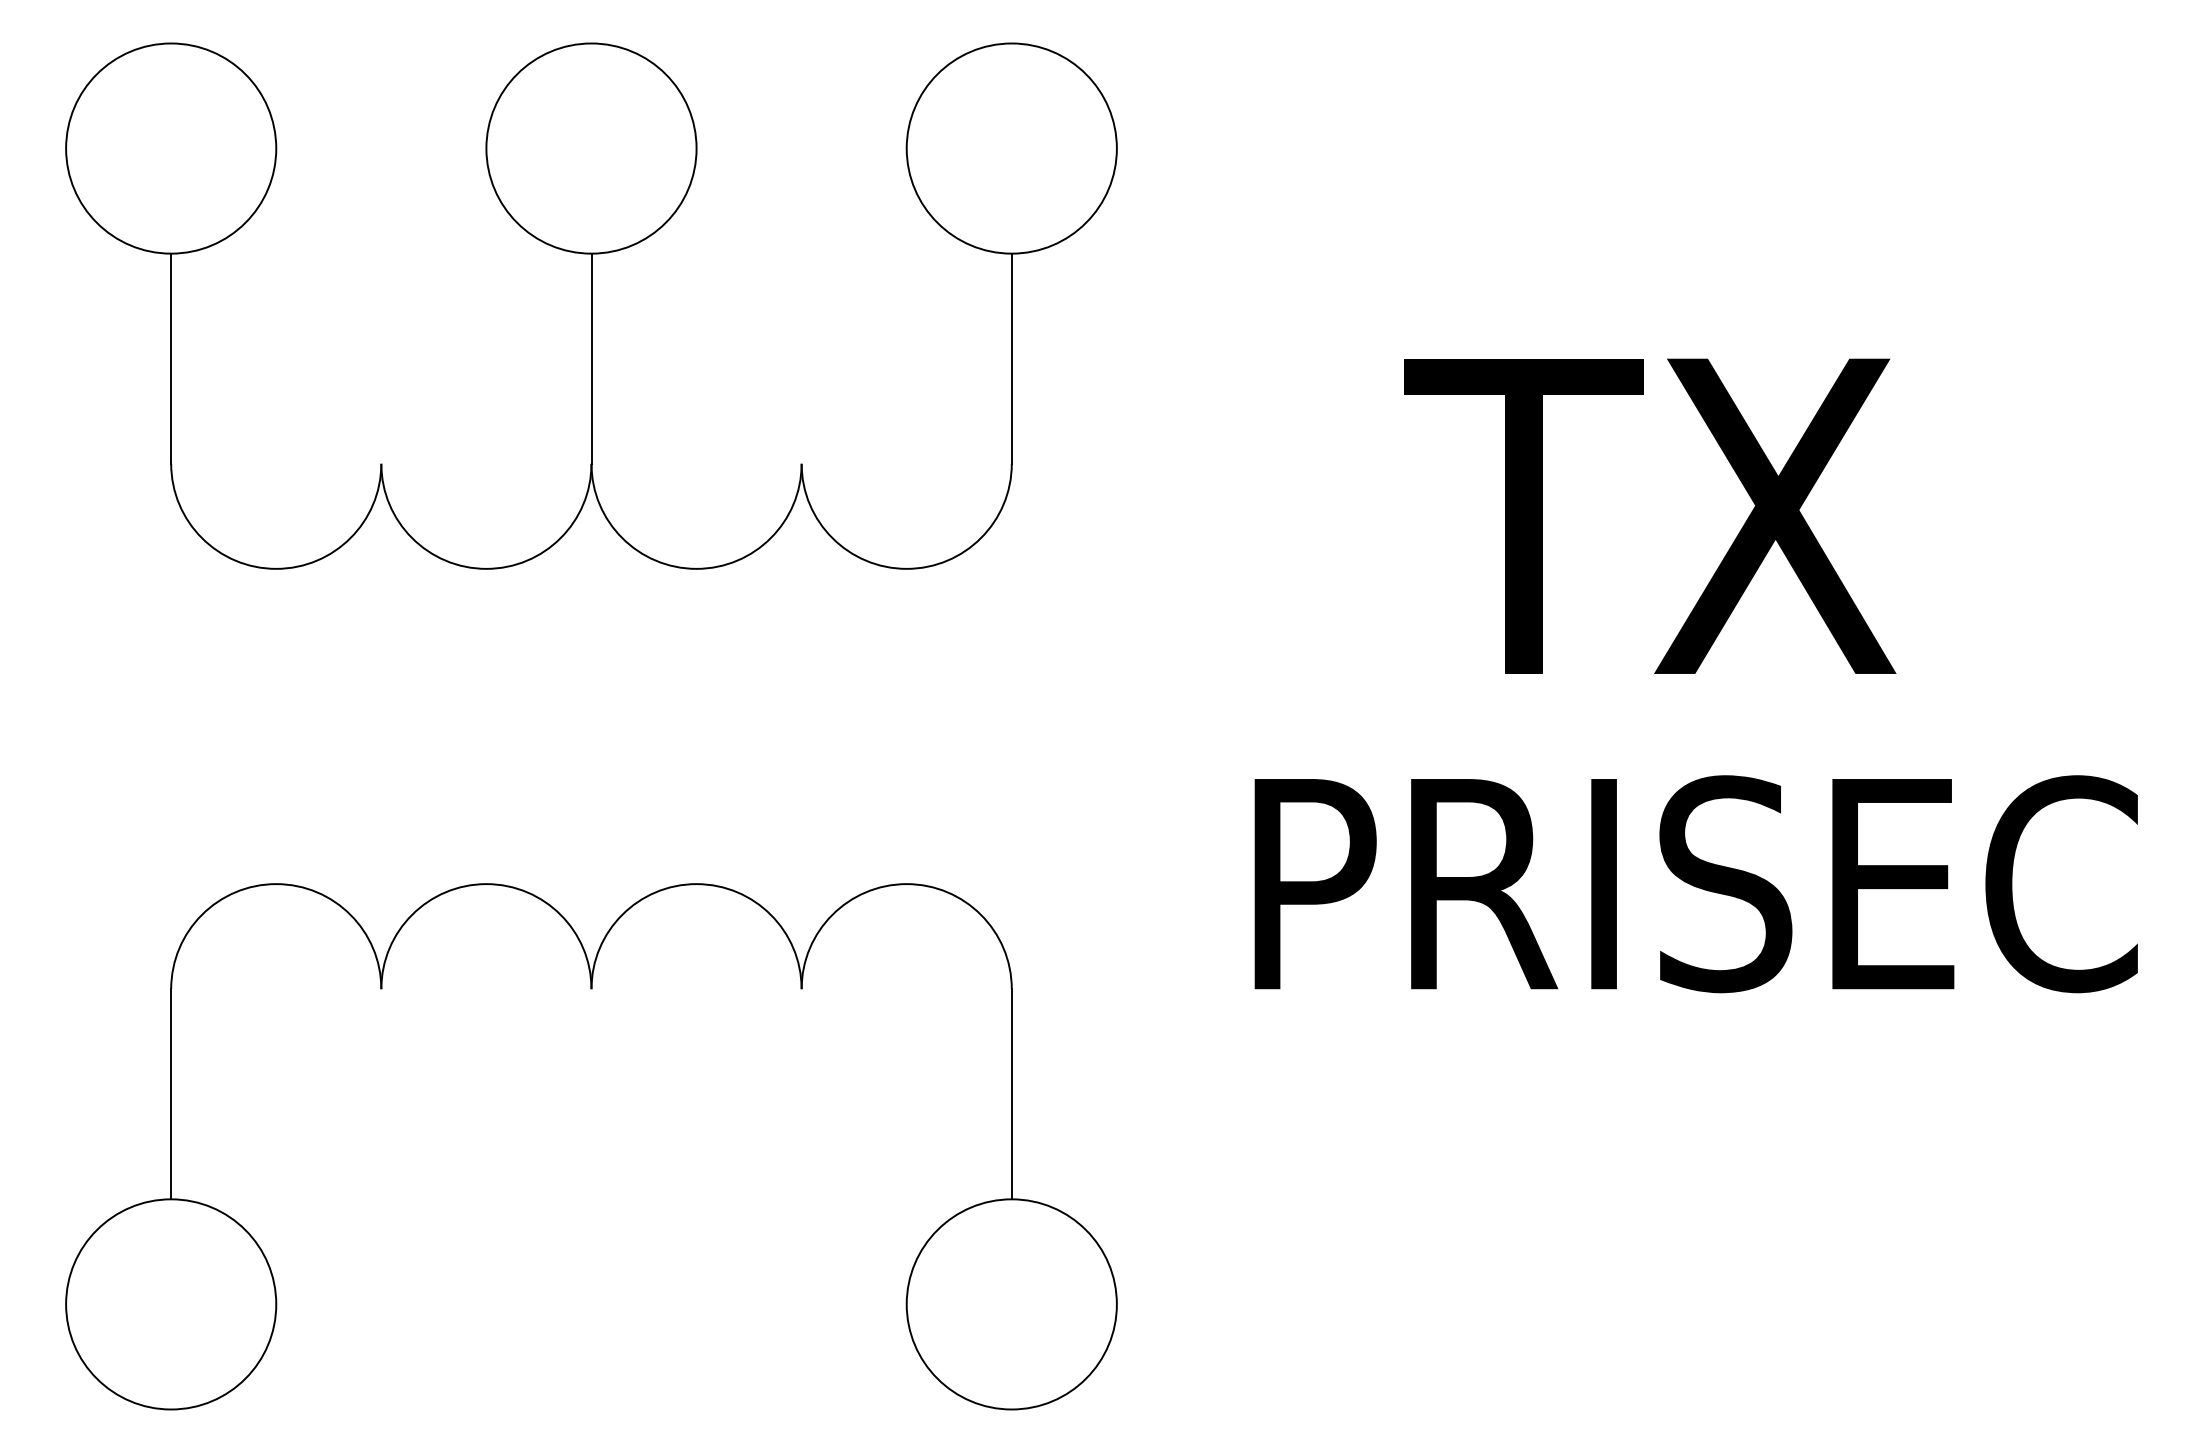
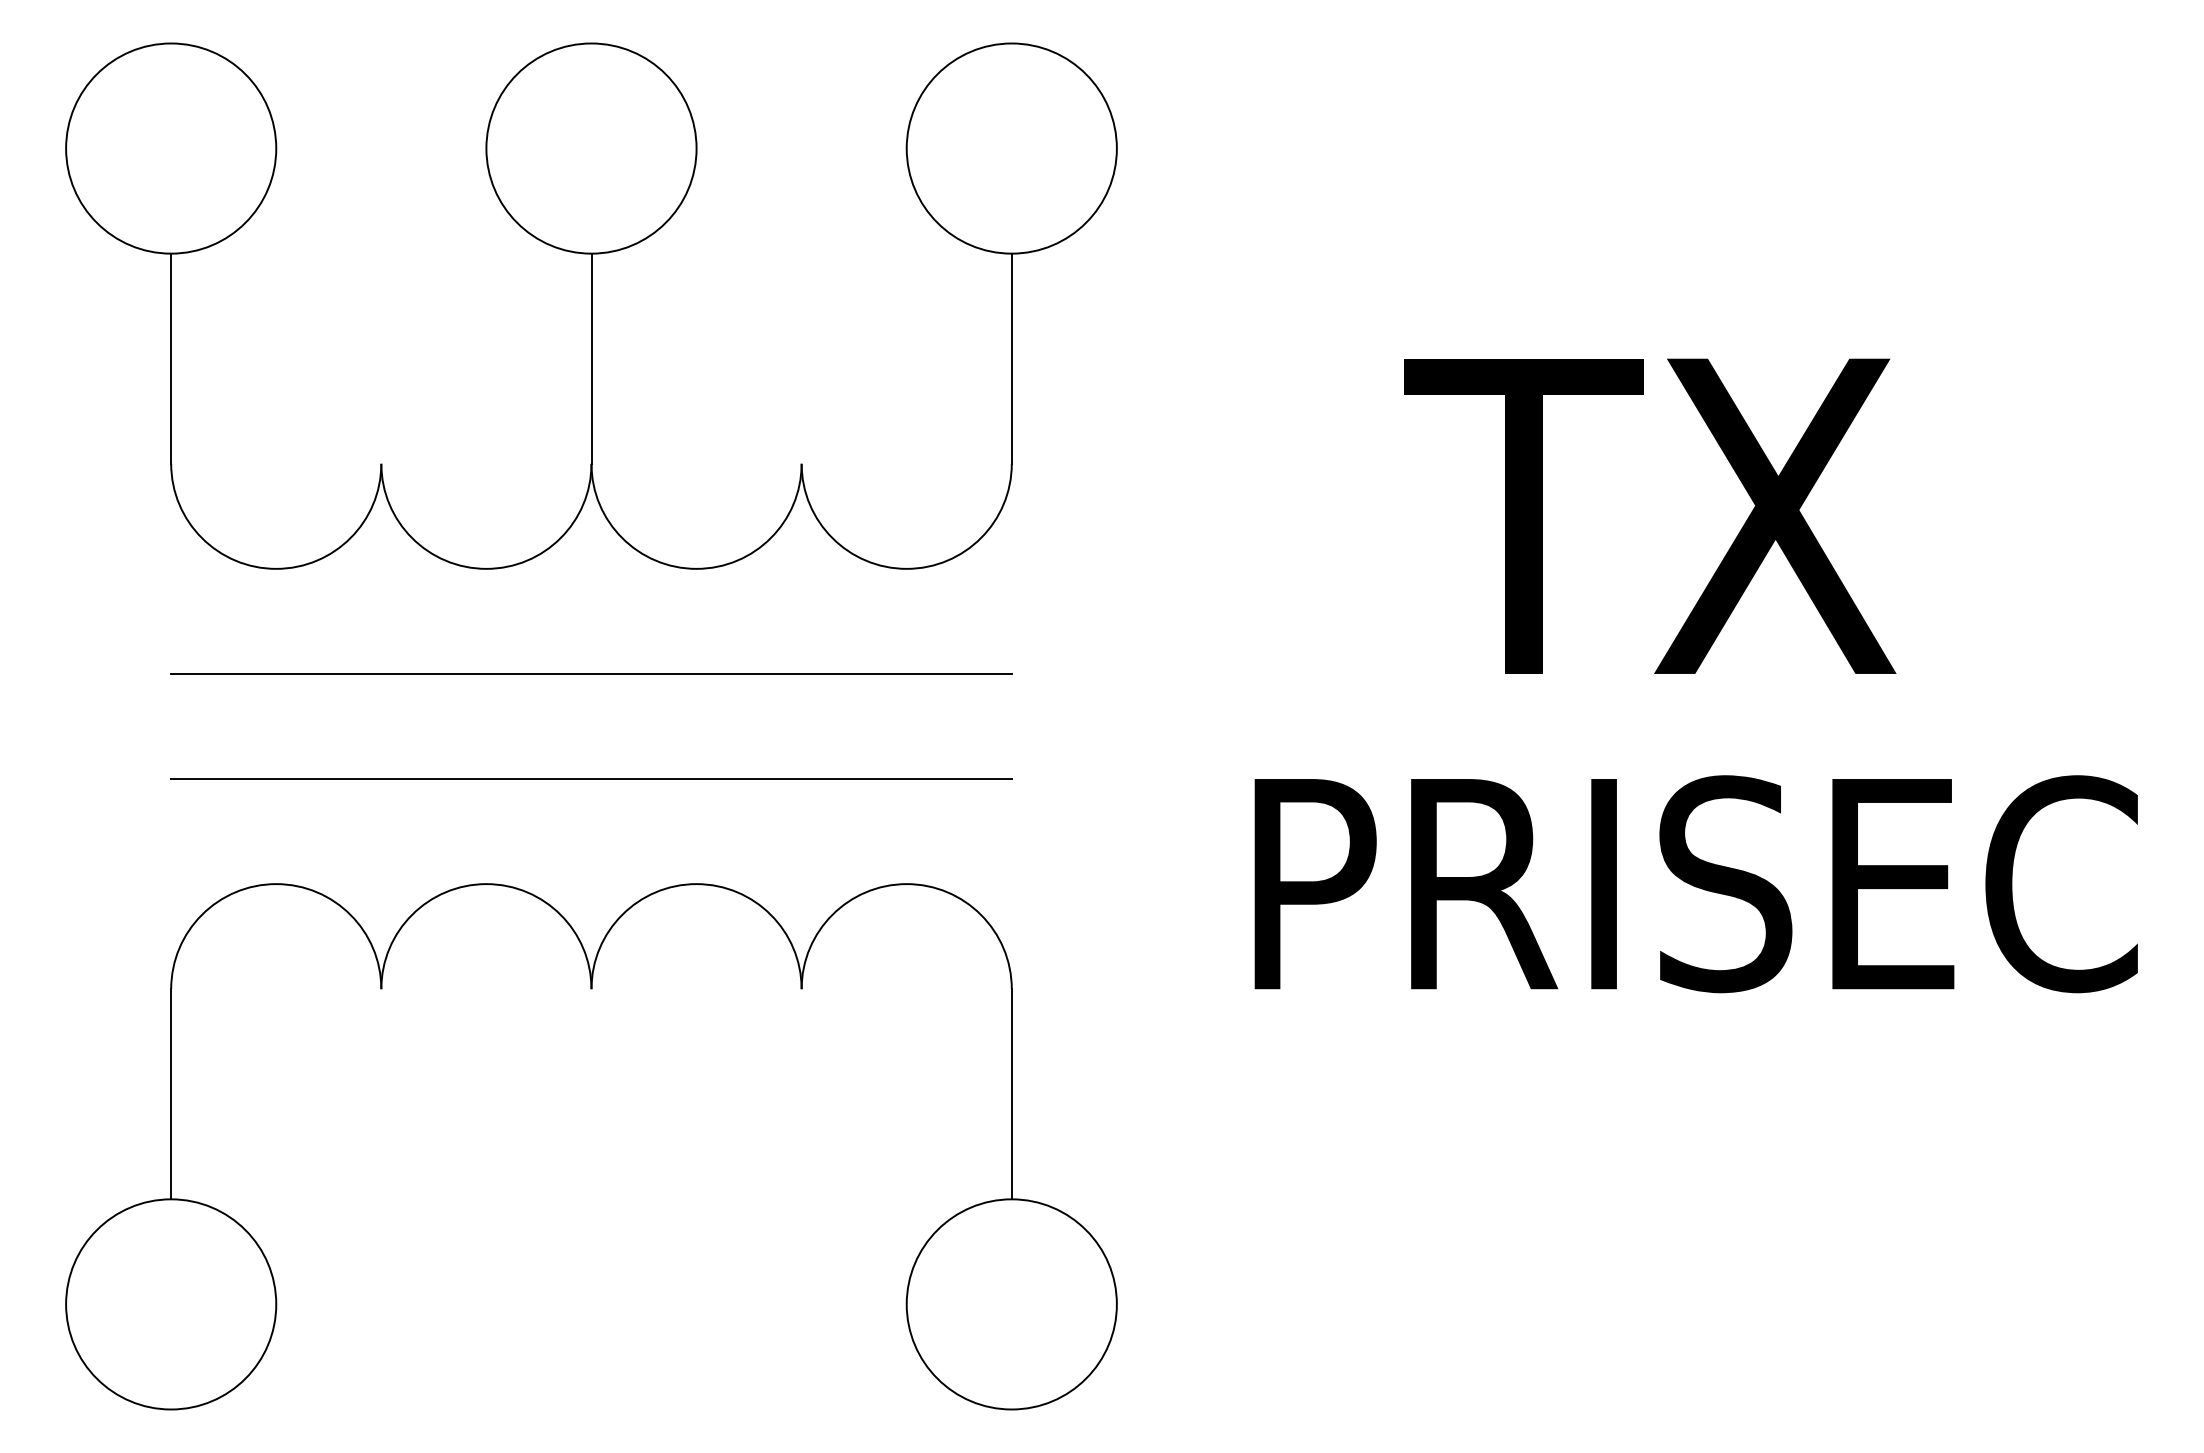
line: none -> present (591, 673)
line: none -> present (591, 779)
